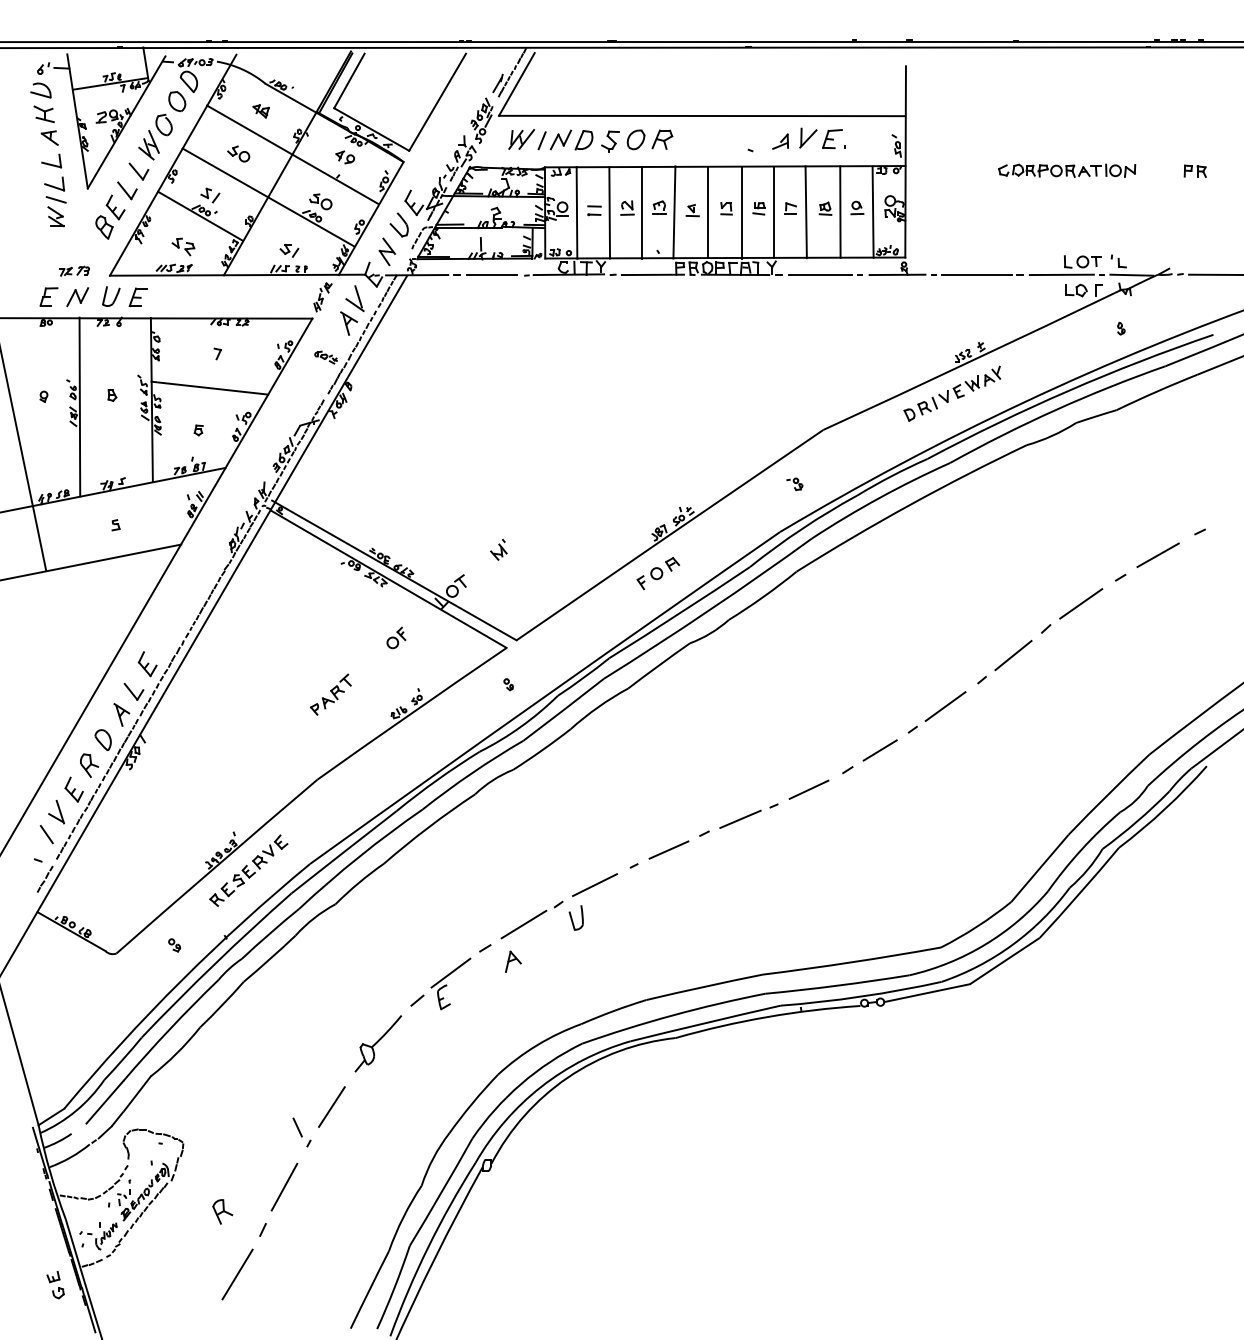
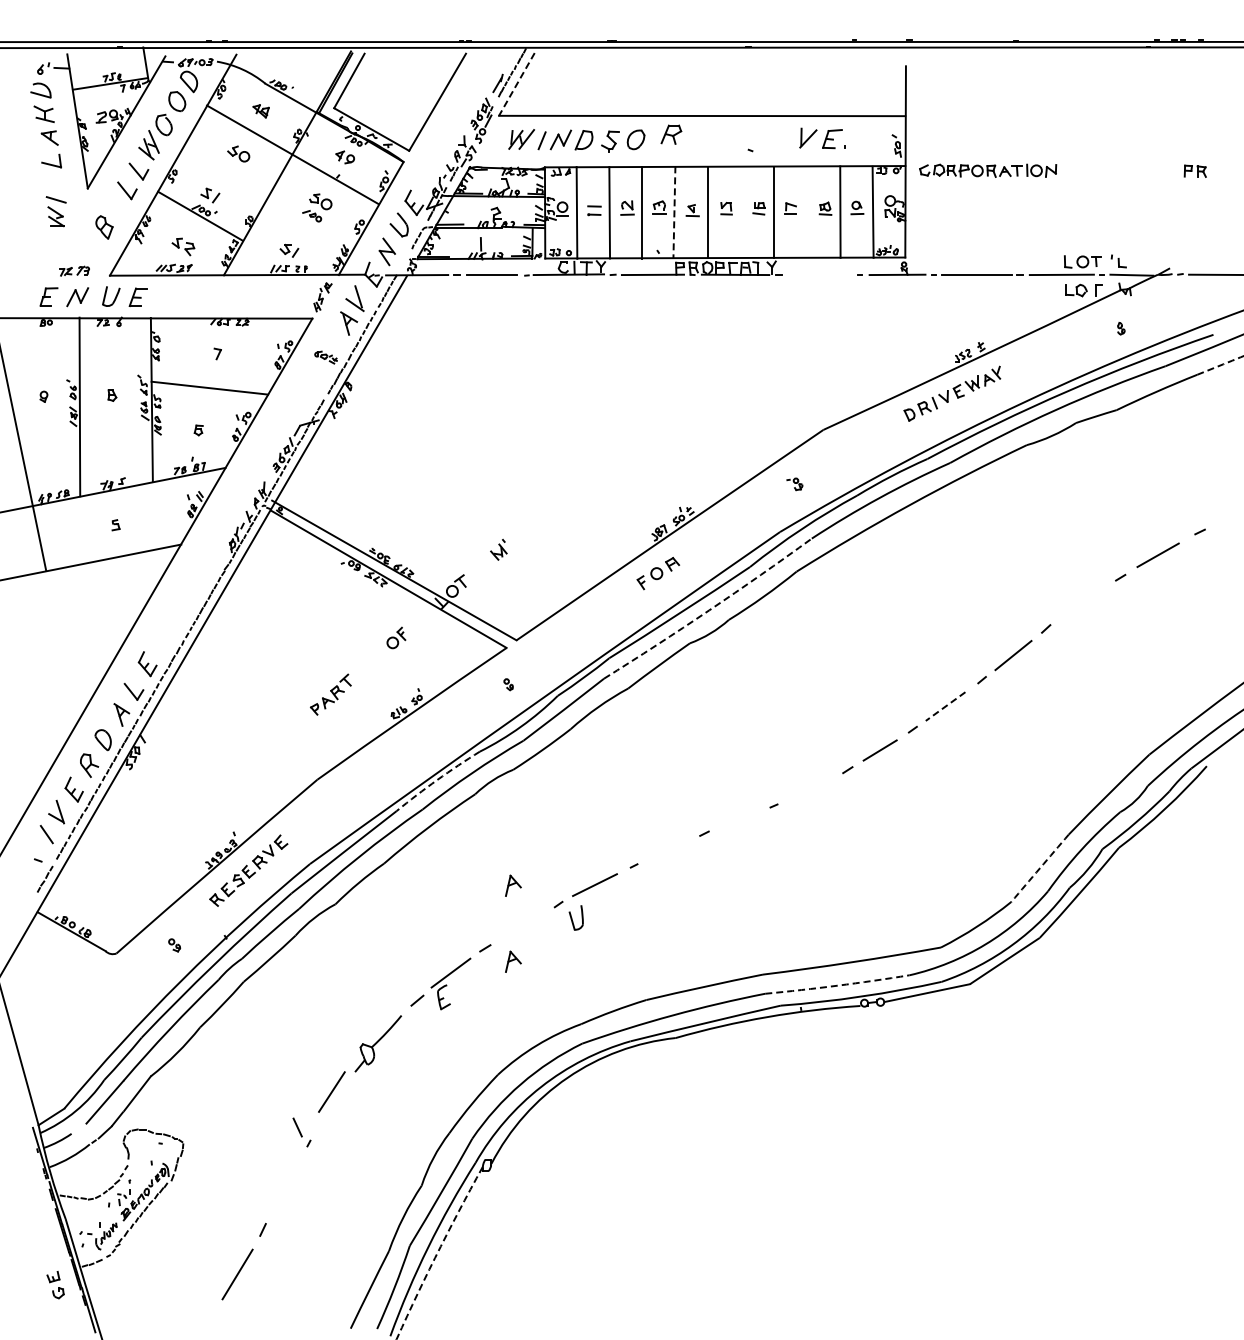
line: solid -> dashed (516, 84)
part position: (662, 139) -> (671, 134) (671, 134)
part: present -> none (780, 141)
part position: (1067, 170) -> (988, 170) (988, 170)
part: present -> none (54, 183)
line: present -> none (268, 197)
part: present -> none (115, 207)
line: solid -> dashed (674, 212)
line: present -> none (742, 212)
line: present -> none (805, 212)
line: present -> none (820, 275)
arc: solid -> dashed (1221, 365)
line: present -> none (1081, 603)
arc: solid -> dashed (709, 610)
line: solid -> dashed (945, 706)
arc: solid -> dashed (437, 780)
line: present -> none (808, 789)
line: present -> none (740, 818)
line: present -> none (668, 849)
arc: solid -> dashed (1040, 868)
part: none -> present (513, 885)
line: present -> none (523, 924)
arc: solid -> dashed (837, 985)
line position: (331, 1106) -> (331, 1091) (331, 1091)
line: present -> none (284, 1187)
part: present -> none (222, 1211)
arc: solid -> dashed (437, 1252)
